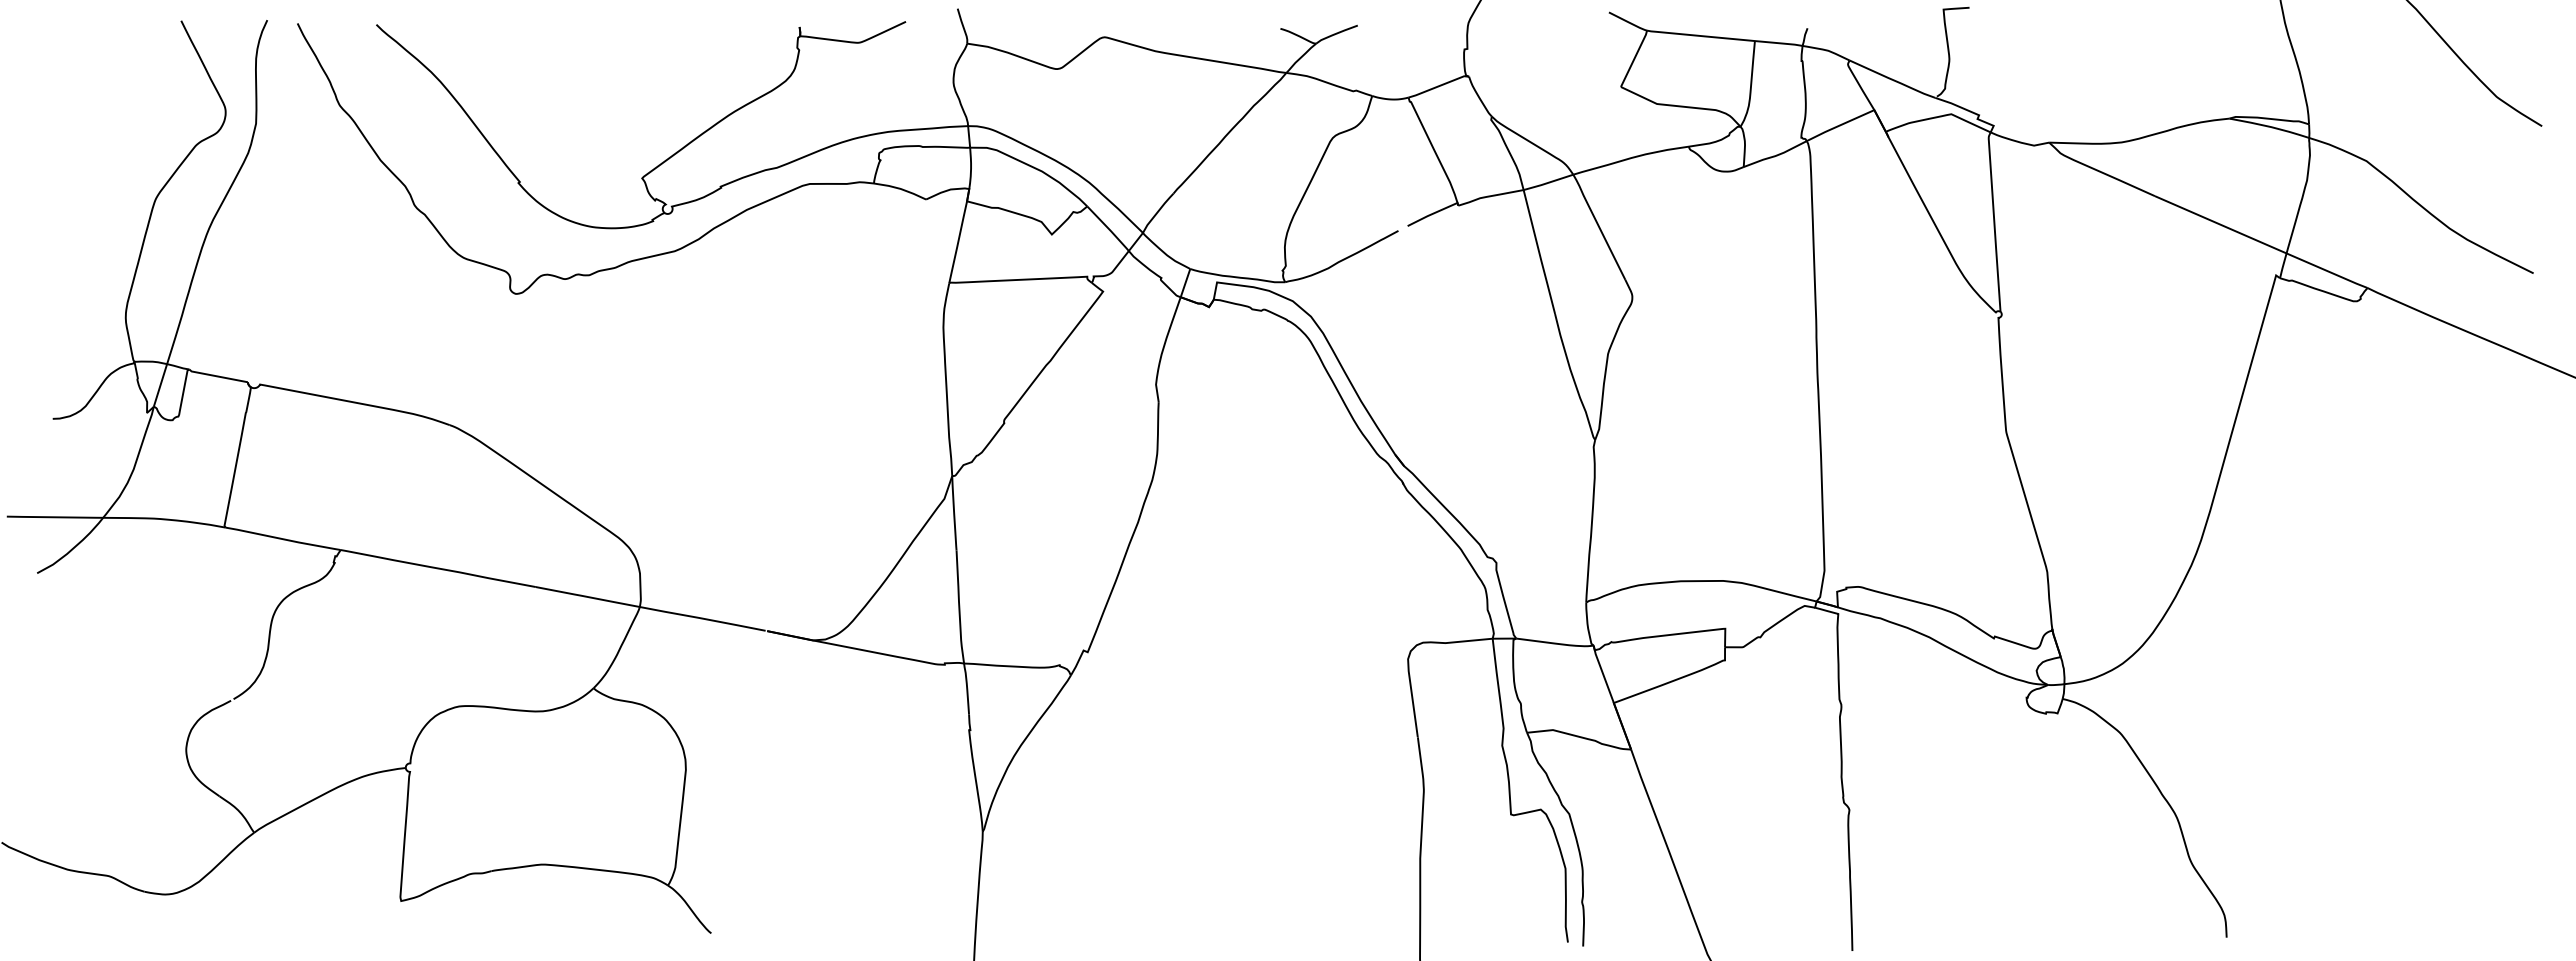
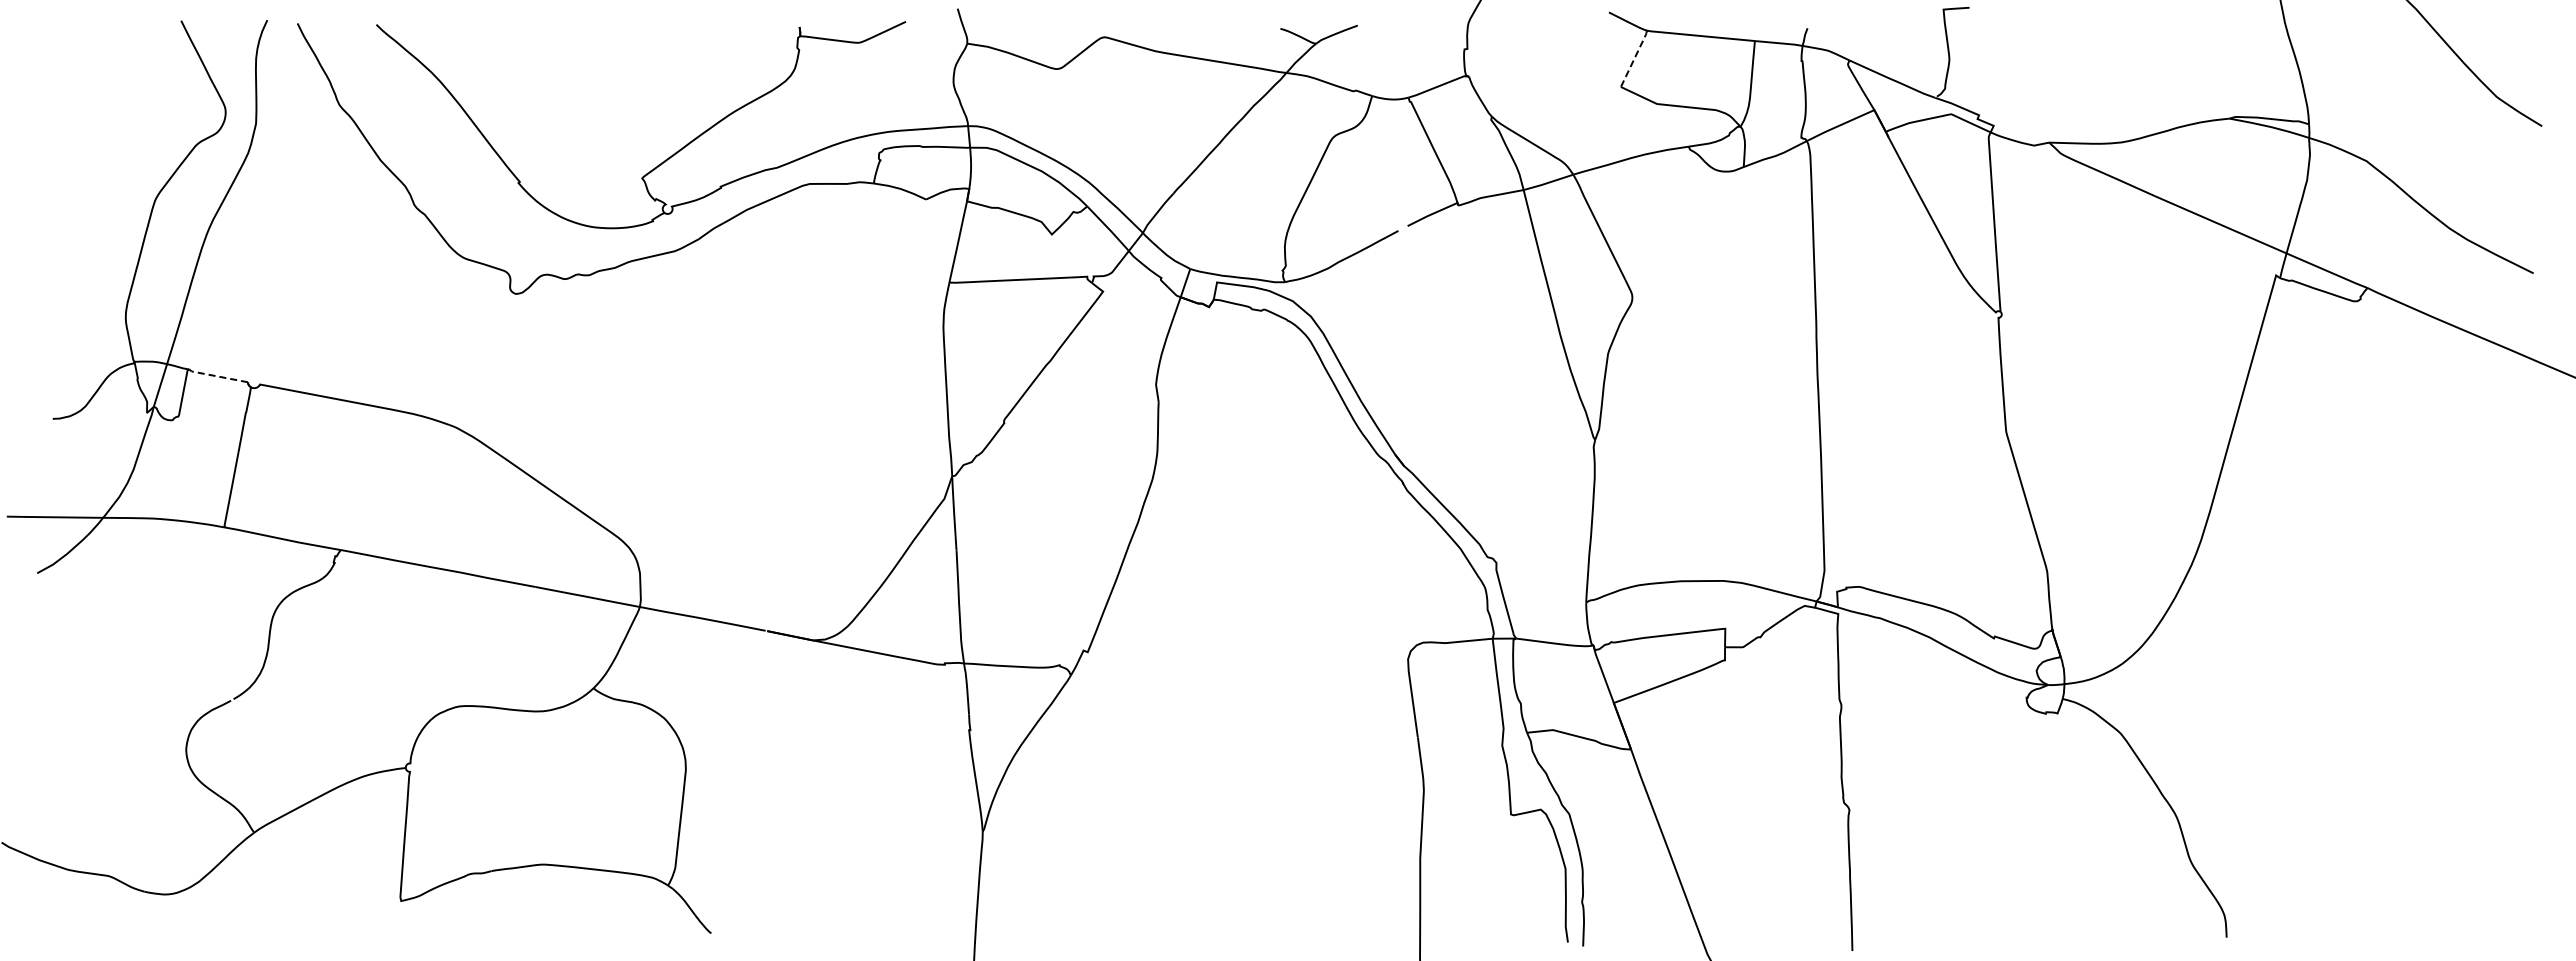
line: solid -> dashed (1635, 57)
line: solid -> dashed (216, 376)
